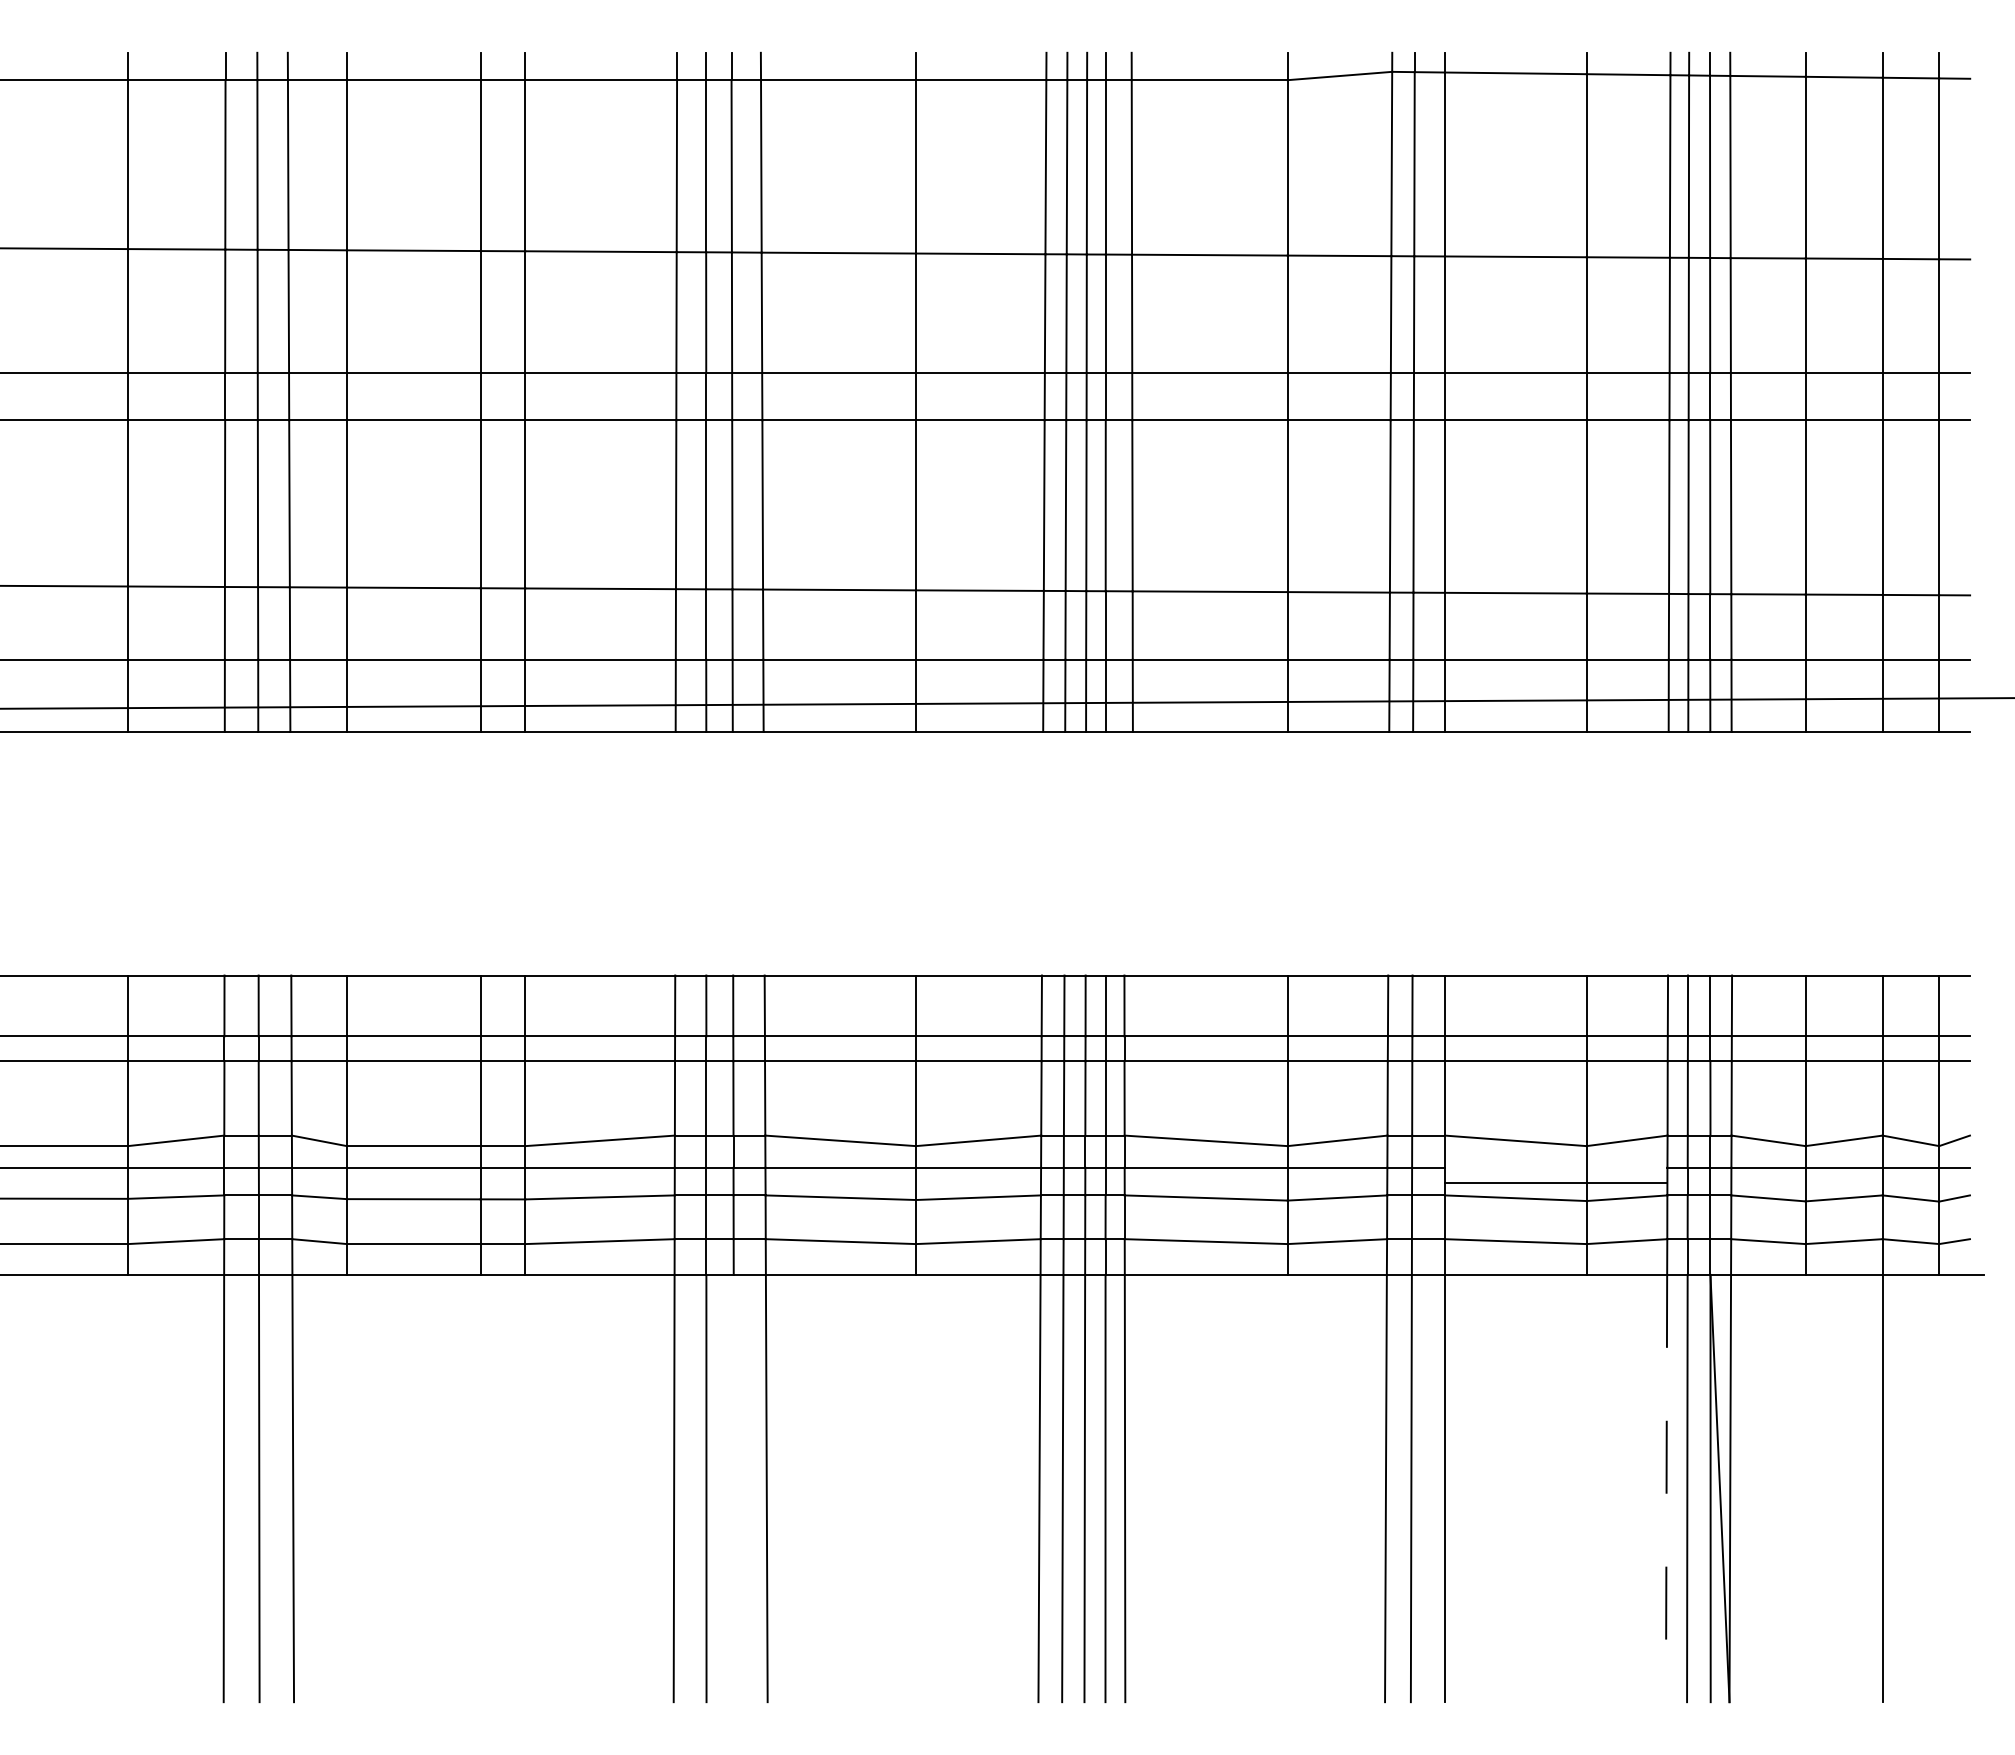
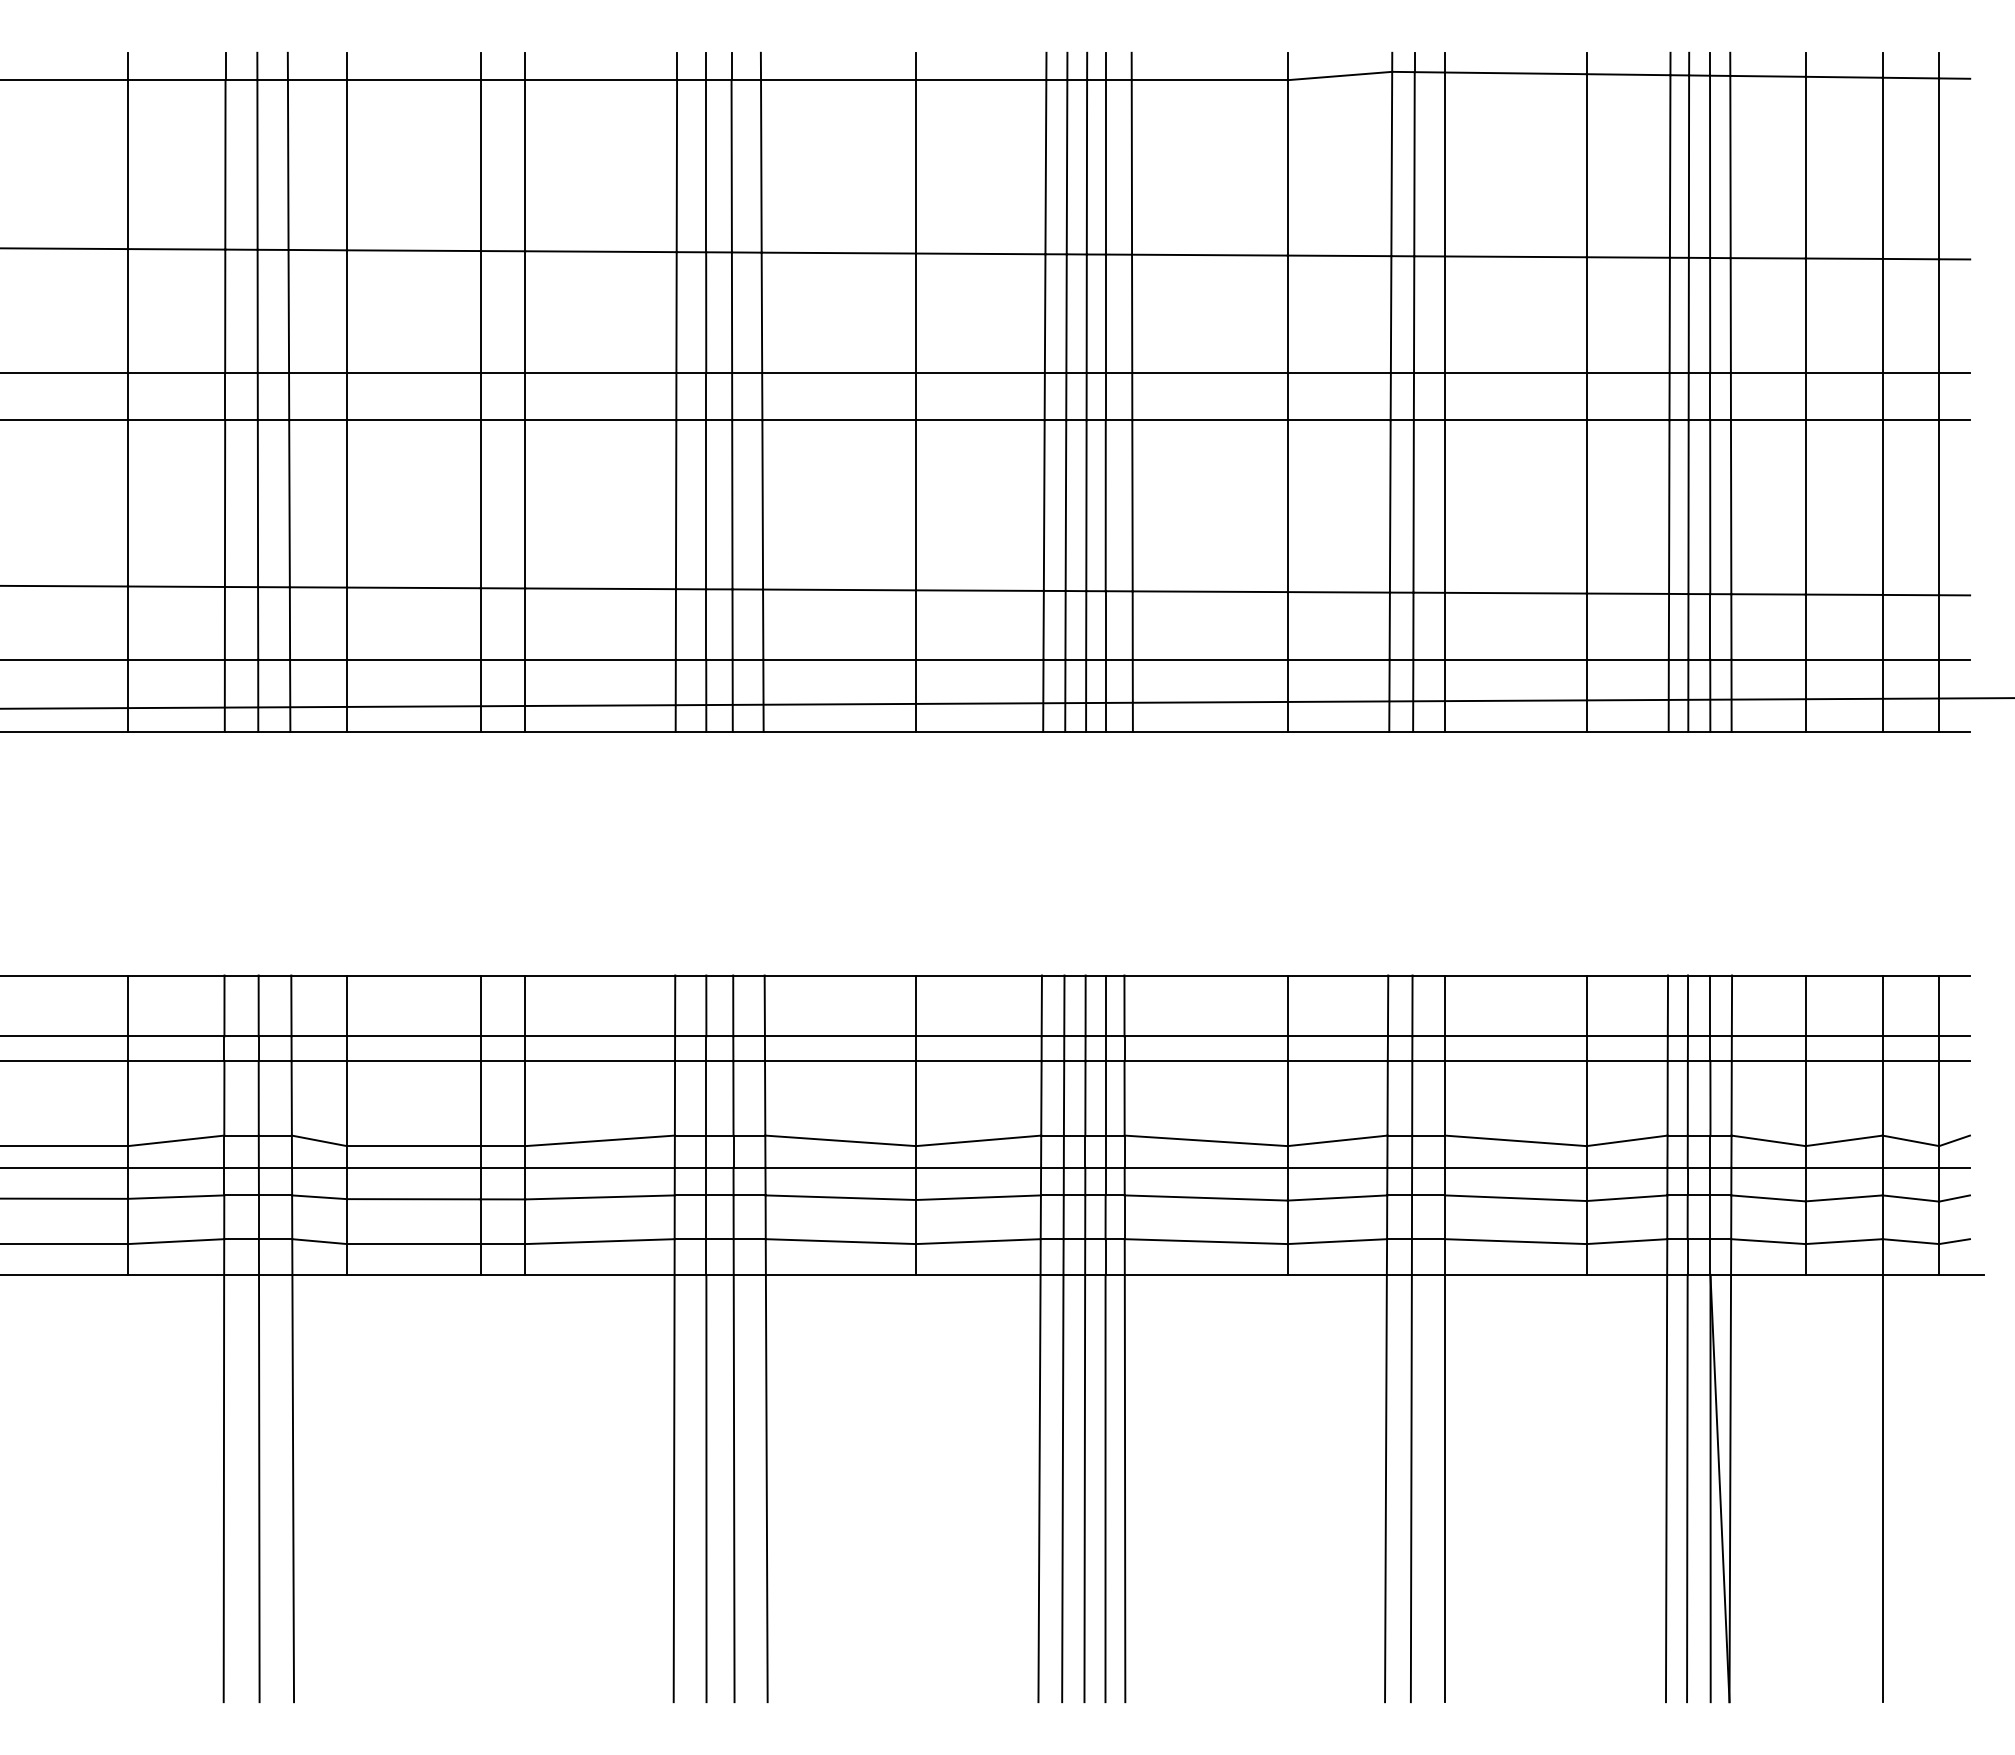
line position: (1555, 1182) -> (1555, 1167) (1555, 1167)
line: none -> present (733, 1488)
line: dashed -> solid (1666, 1488)
